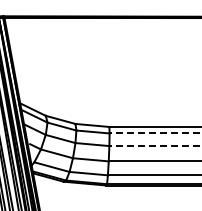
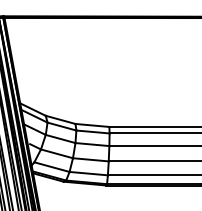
line: dashed -> solid (155, 133)
line: dashed -> solid (155, 146)
